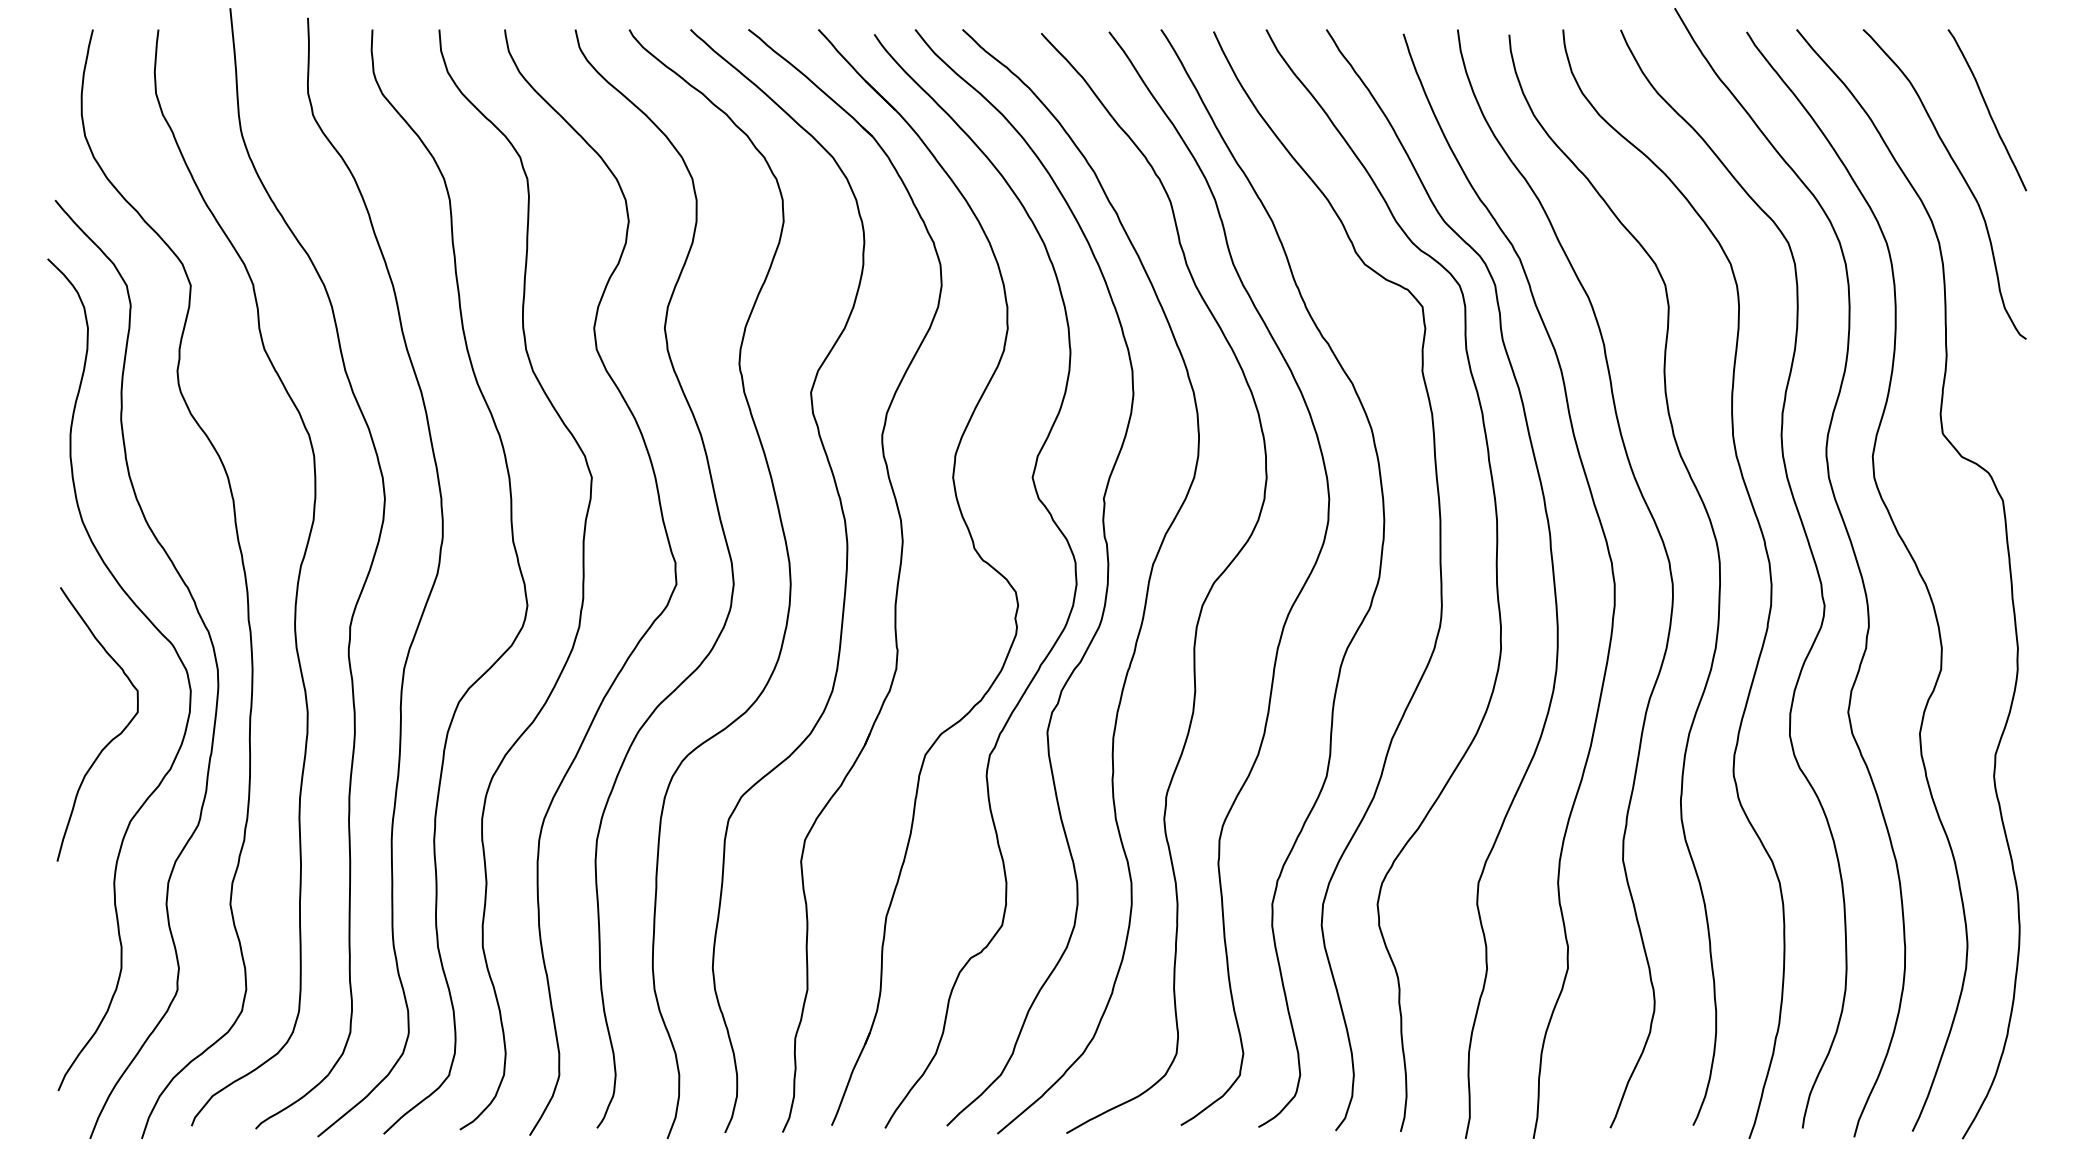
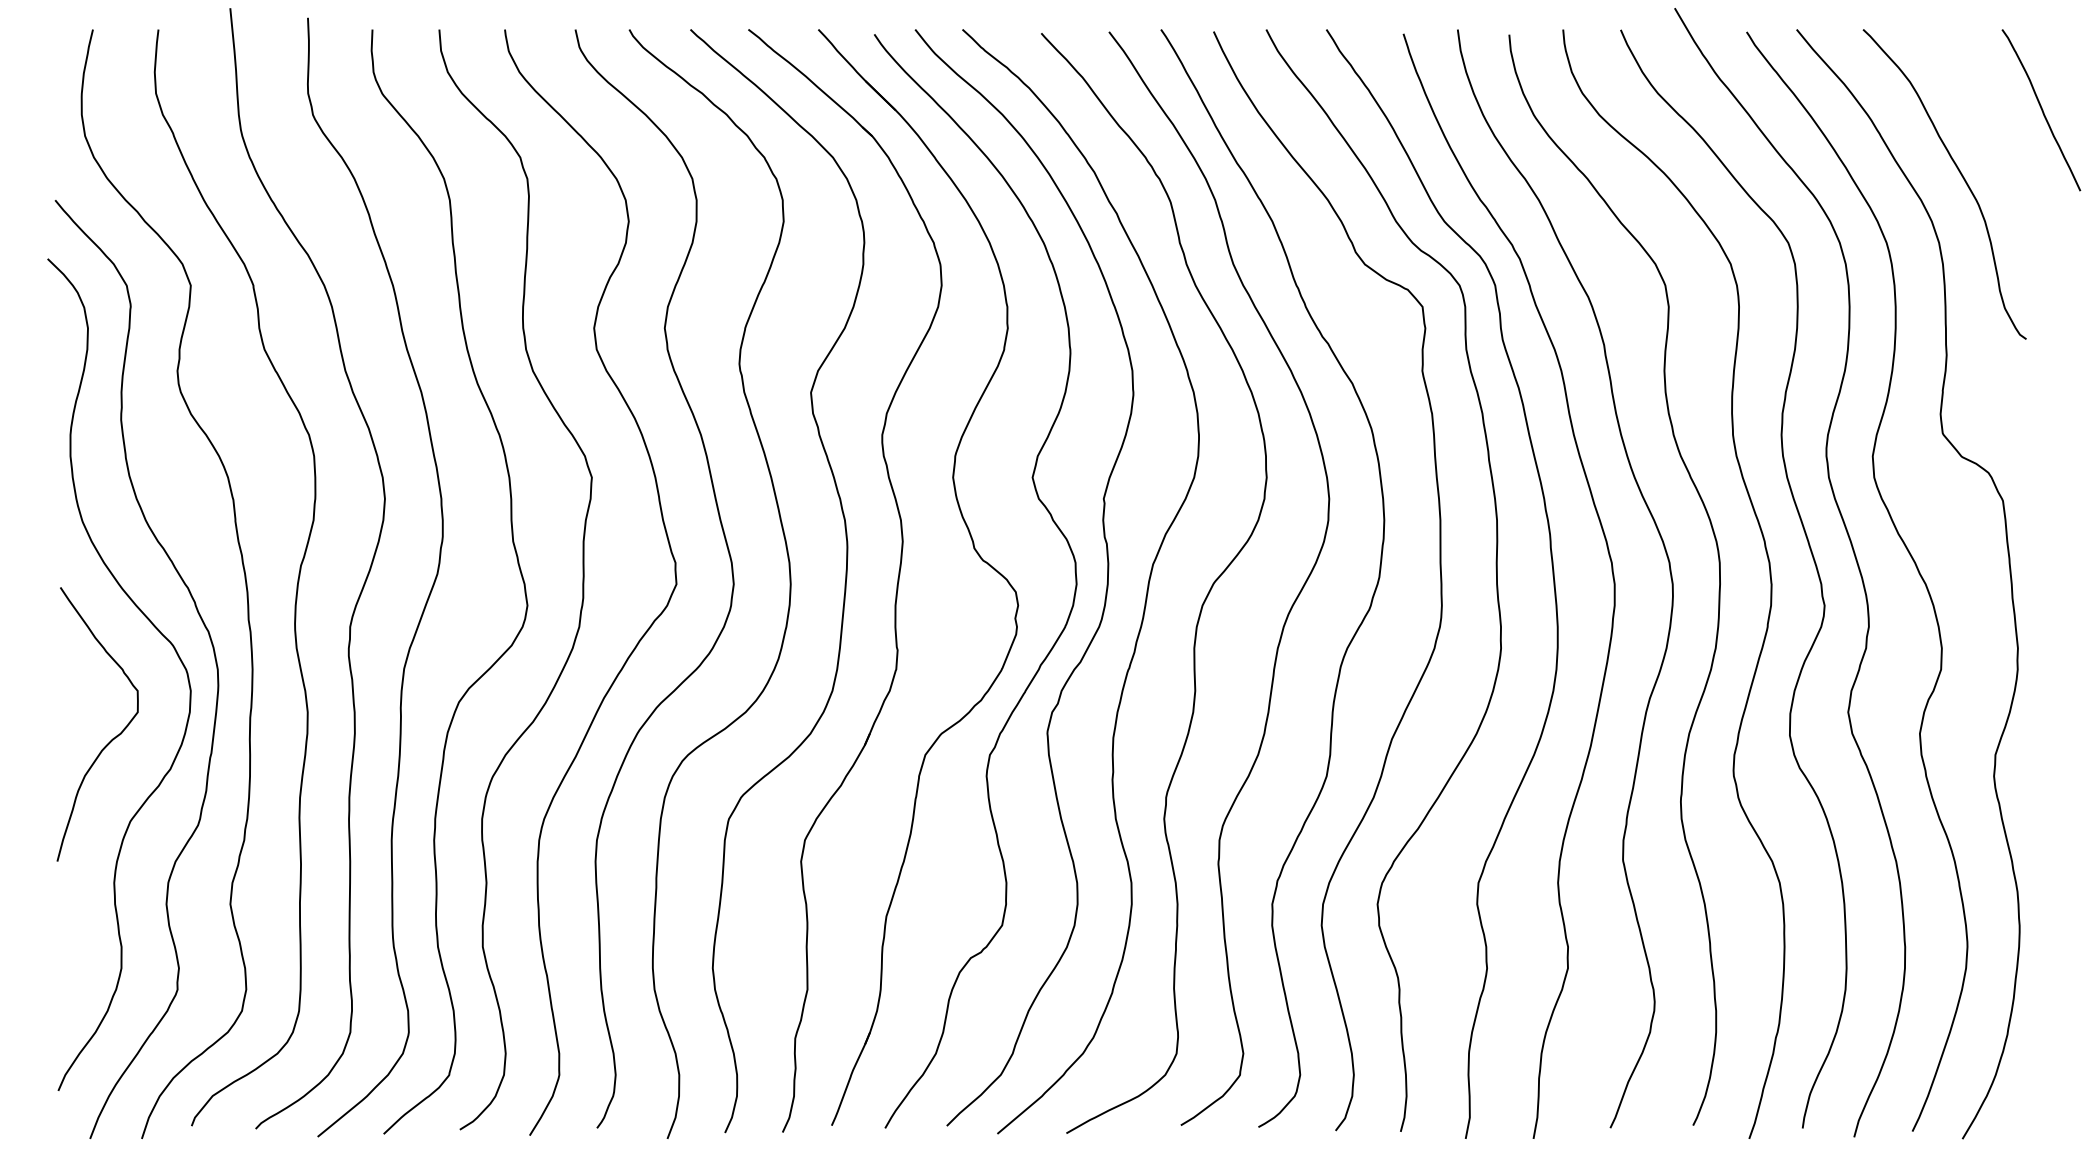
curve position: (1987, 110) -> (2041, 110) (2041, 110)
